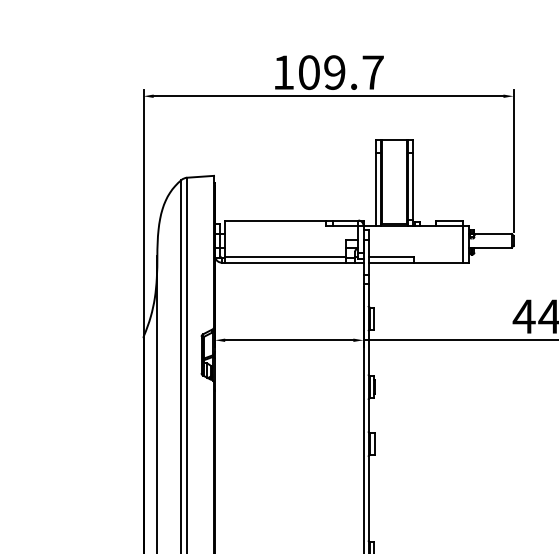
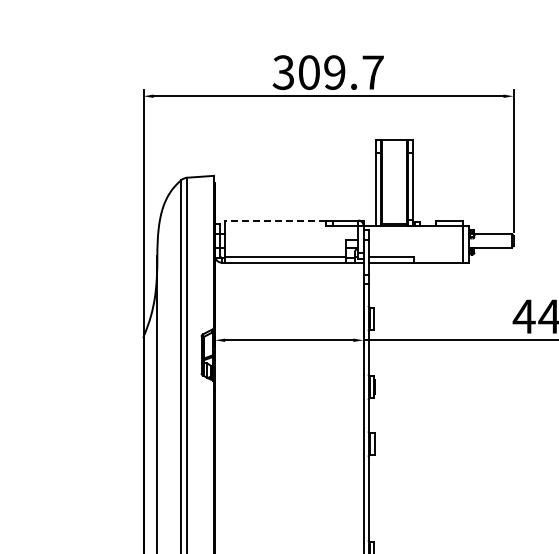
text: 109.7 -> 309.7 (282, 72)
line: solid -> dashed (275, 220)
